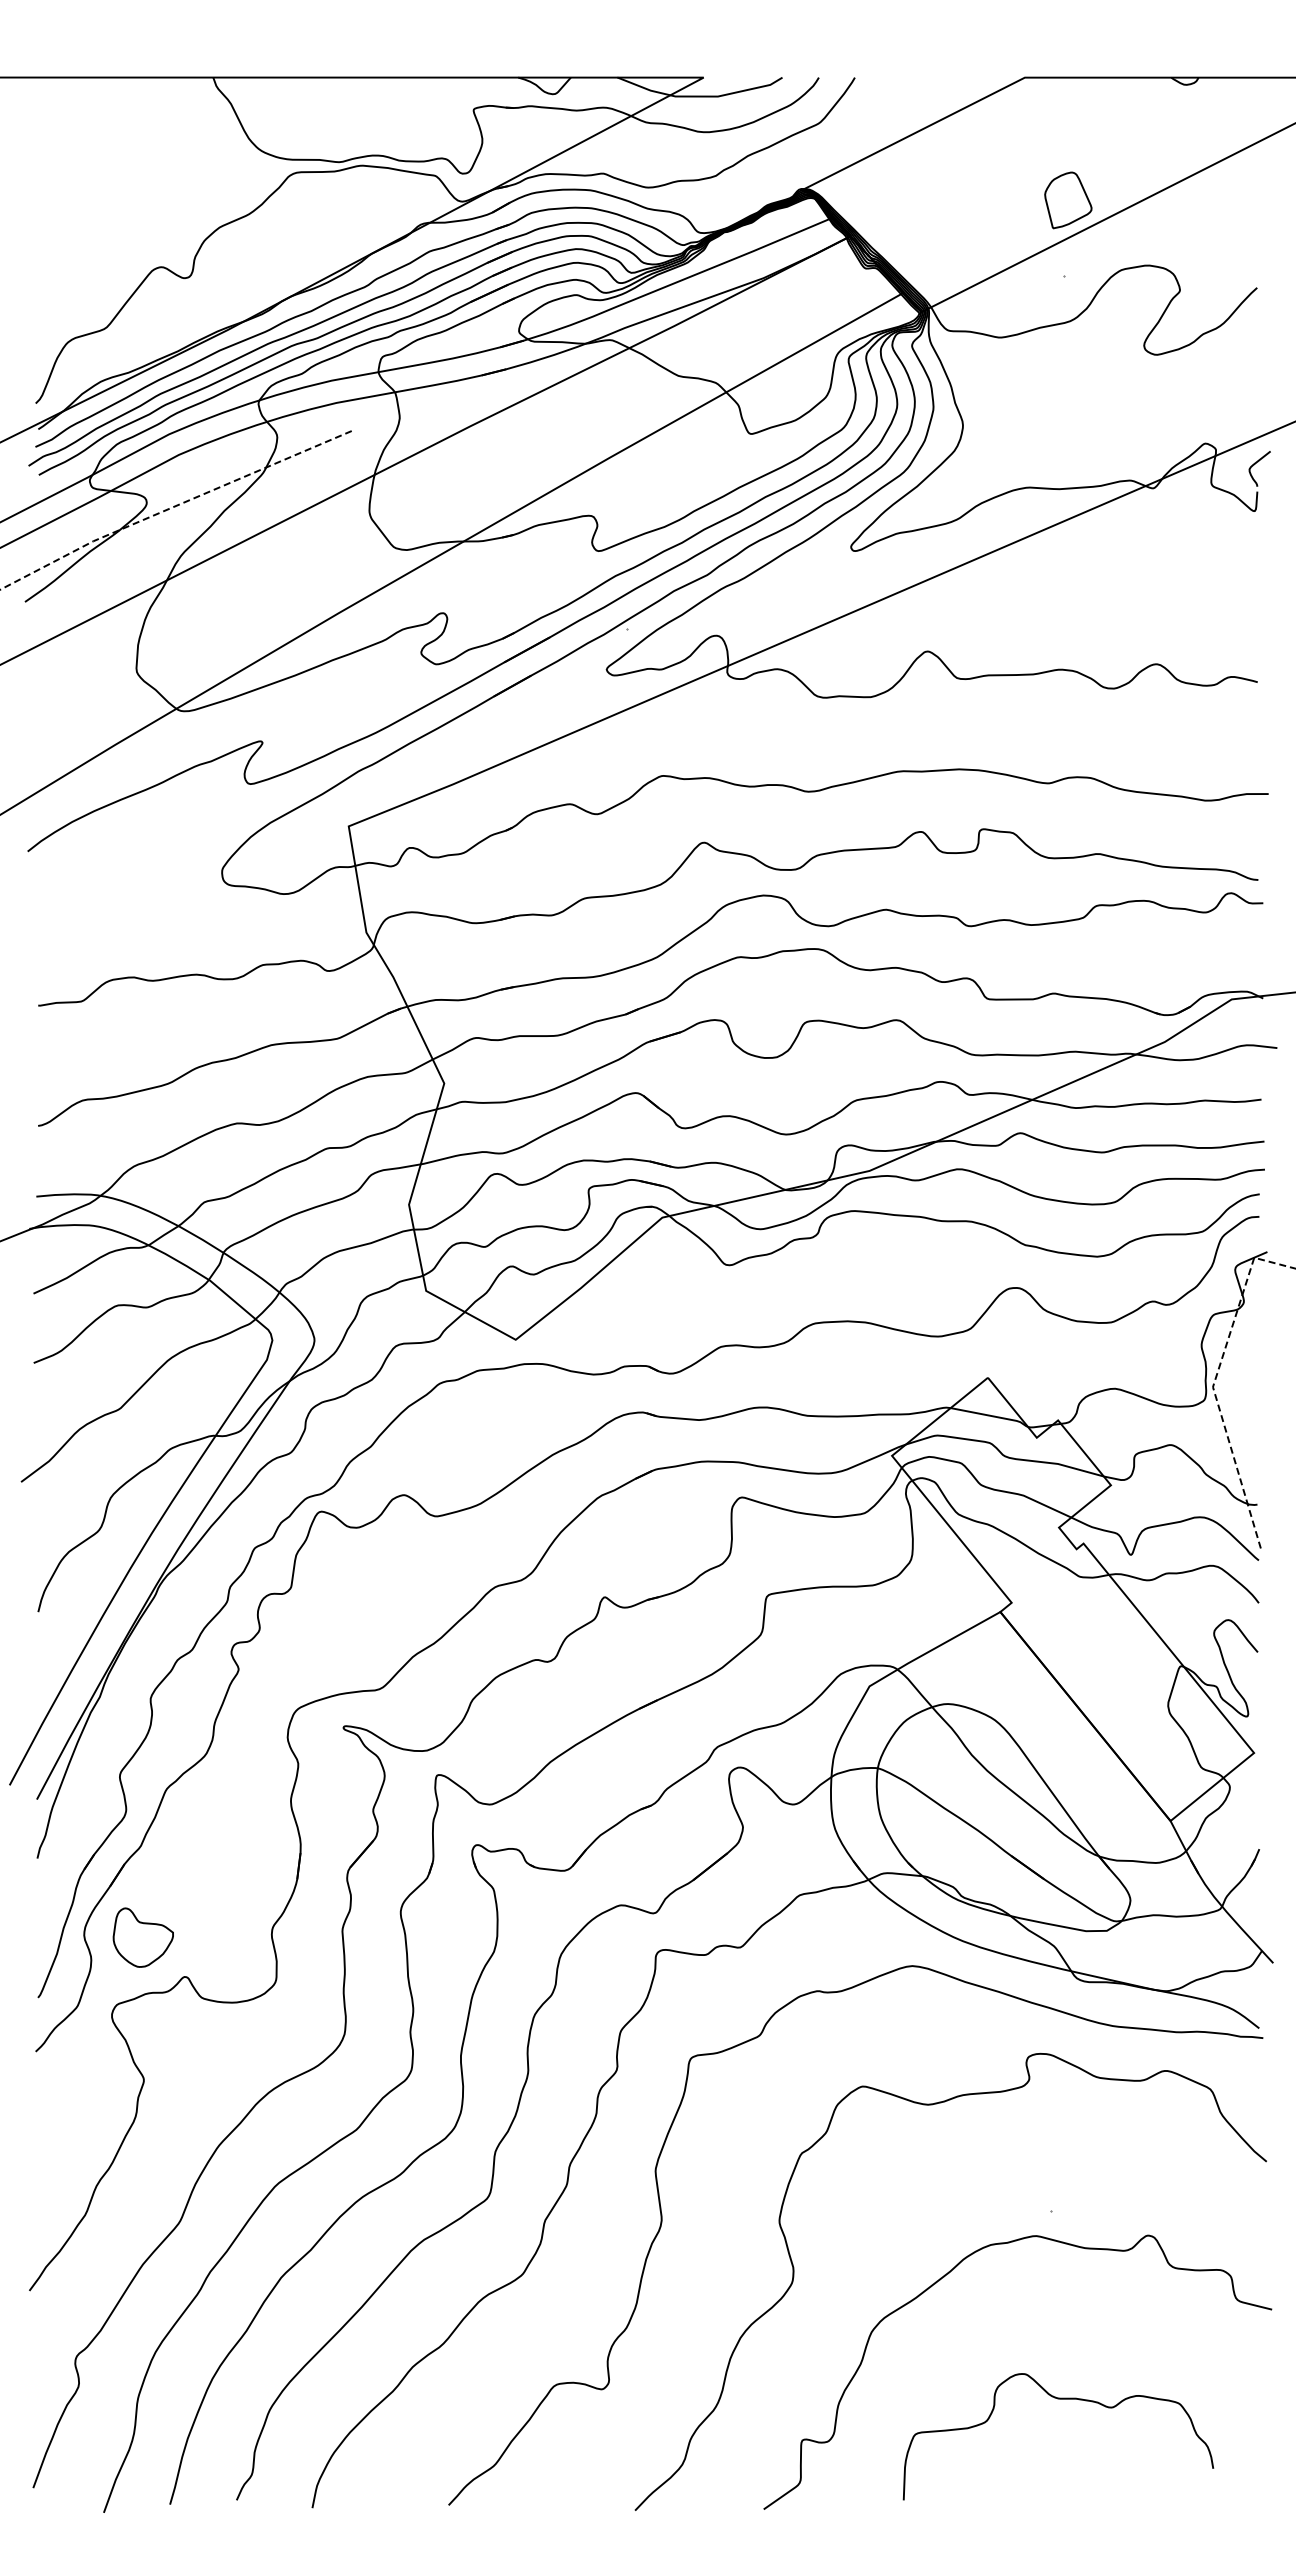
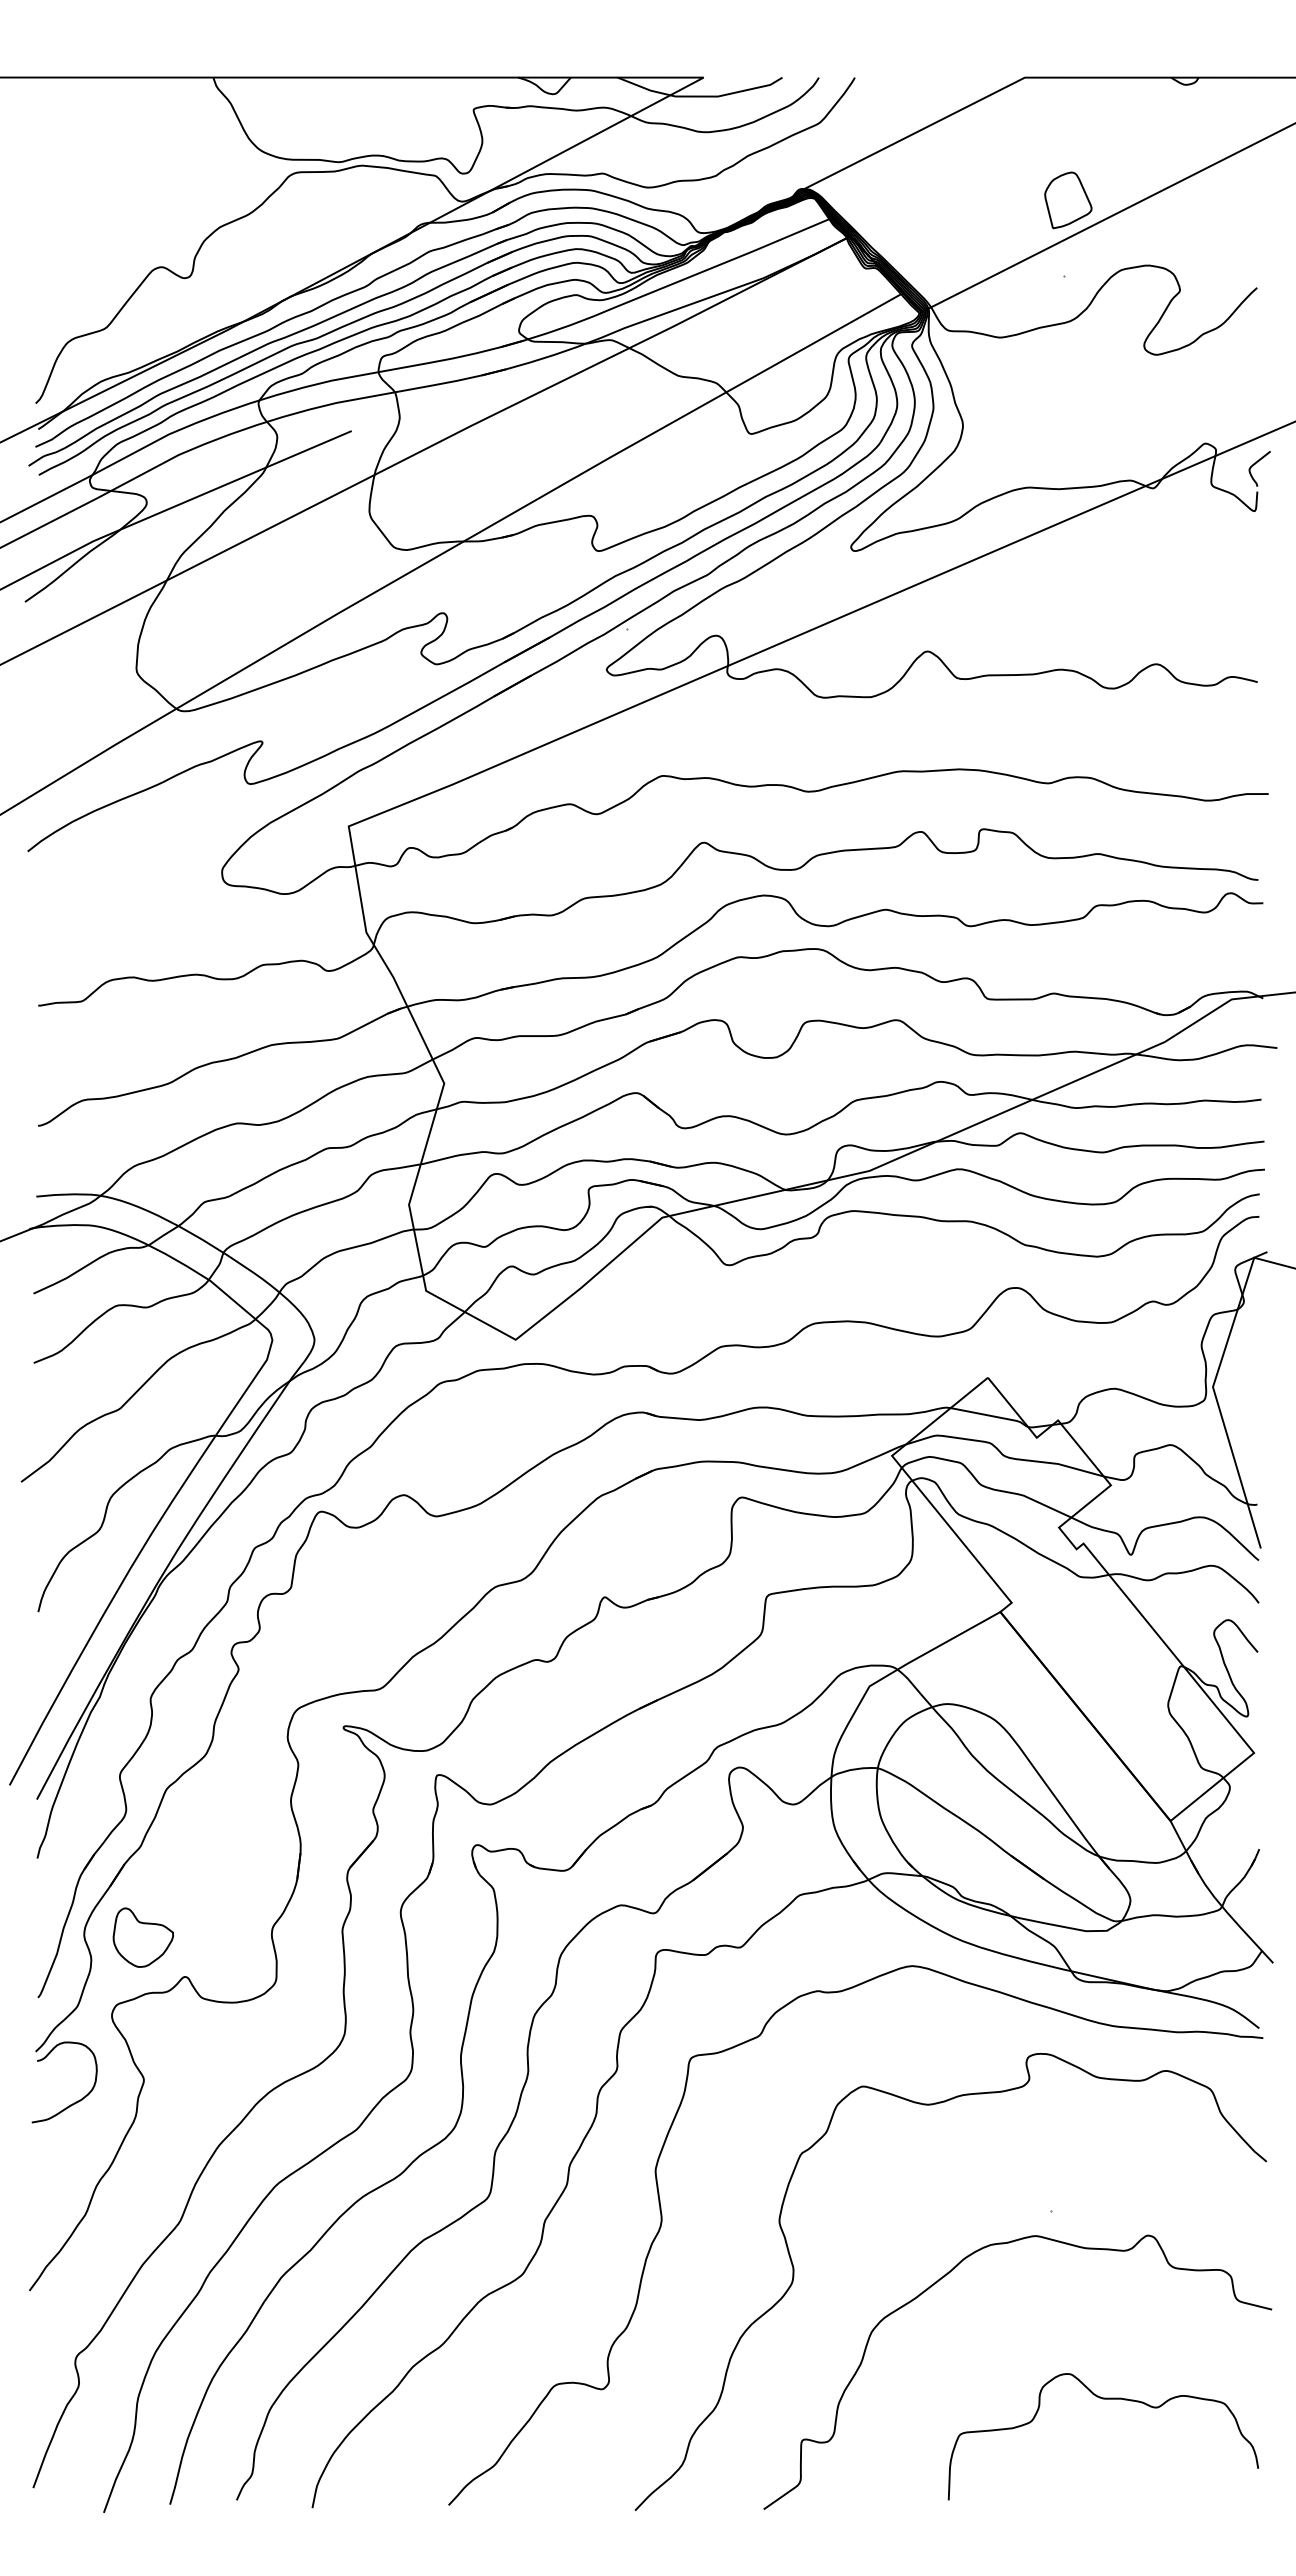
line: dashed -> solid (173, 507)
line: dashed -> solid (1214, 1382)
curve: none -> present (77, 2100)
curve position: (1058, 2399) -> (1103, 2399) (1103, 2399)
